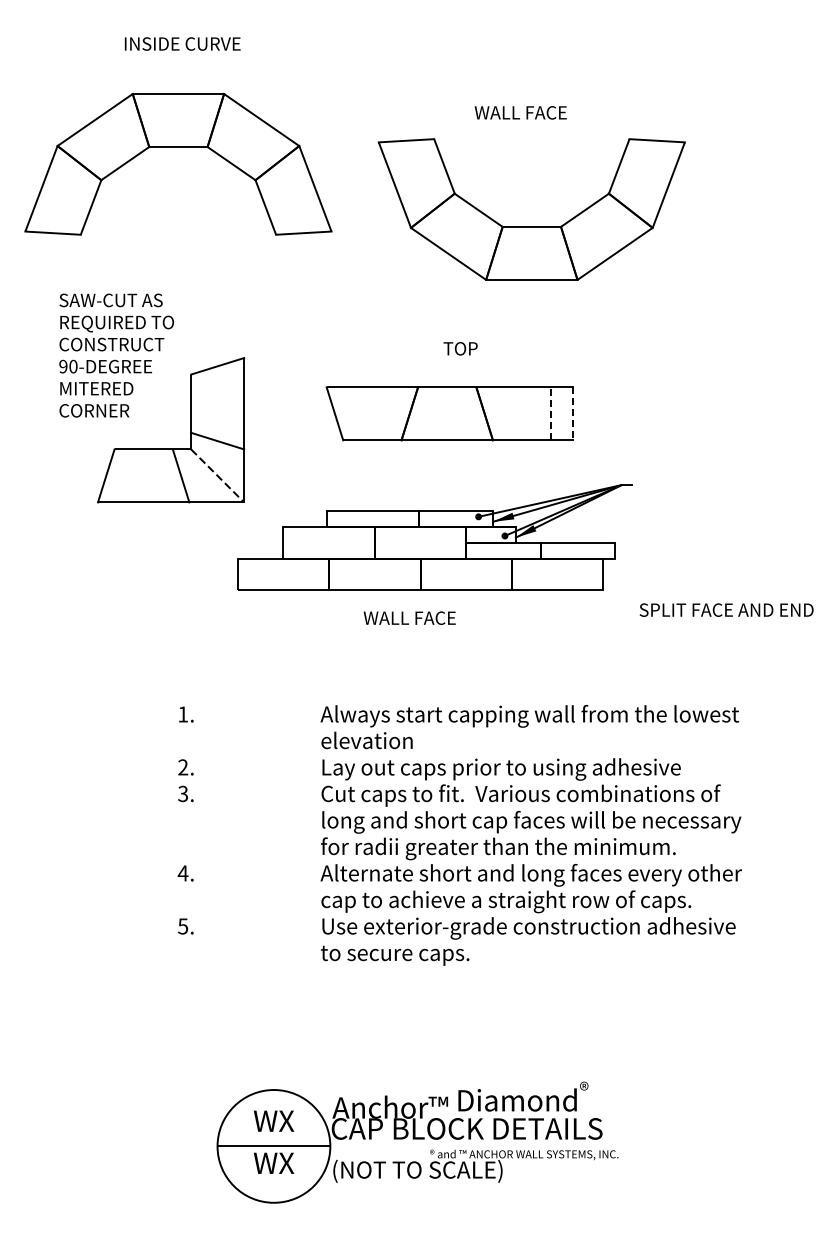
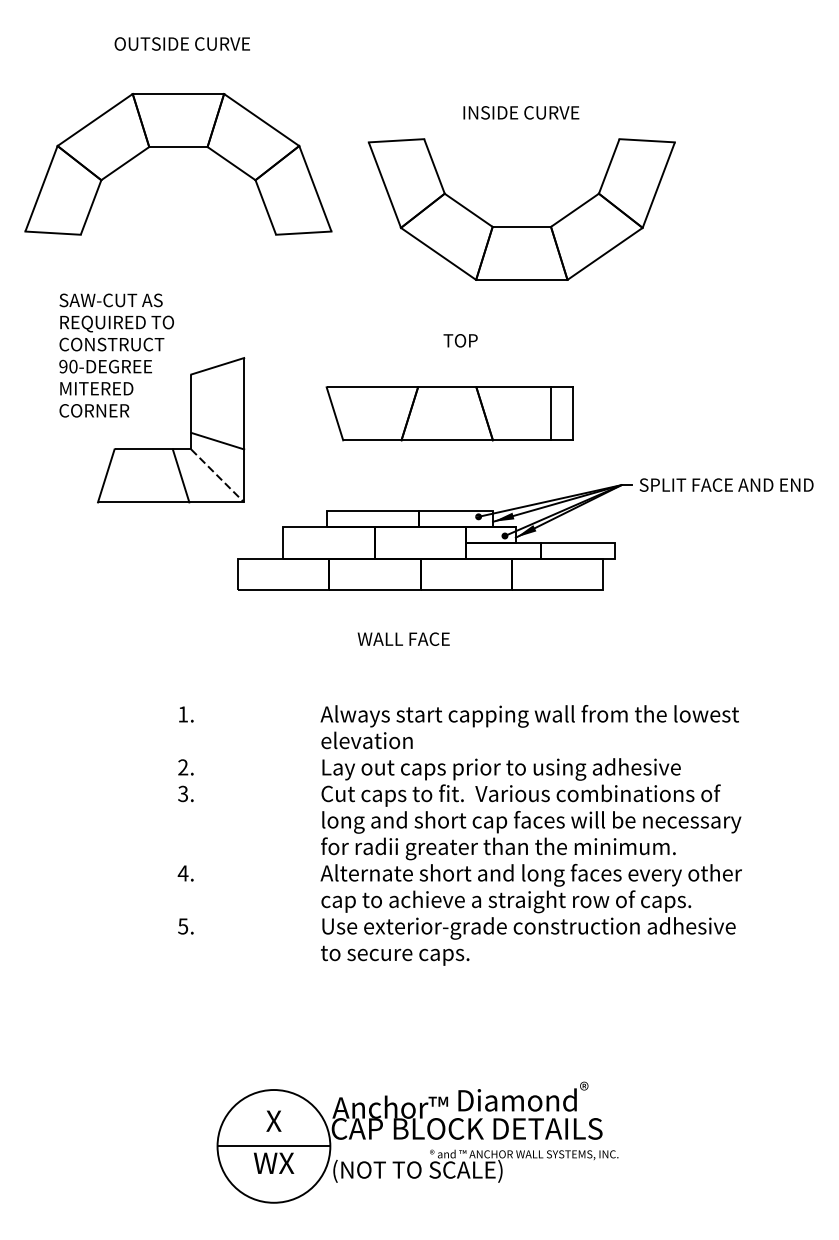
text: INSIDE CURVE -> OUTSIDE CURVE (181, 43)
text: WALL FACE -> INSIDE CURVE (521, 112)
part position: (531, 226) -> (521, 226) (521, 226)
text position: (460, 348) -> (460, 340) (460, 340)
line: dashed -> solid (551, 413)
line: dashed -> solid (572, 414)
text position: (726, 609) -> (726, 484) (726, 484)
text position: (409, 617) -> (403, 638) (403, 638)
text: WX -> X (274, 1120)
